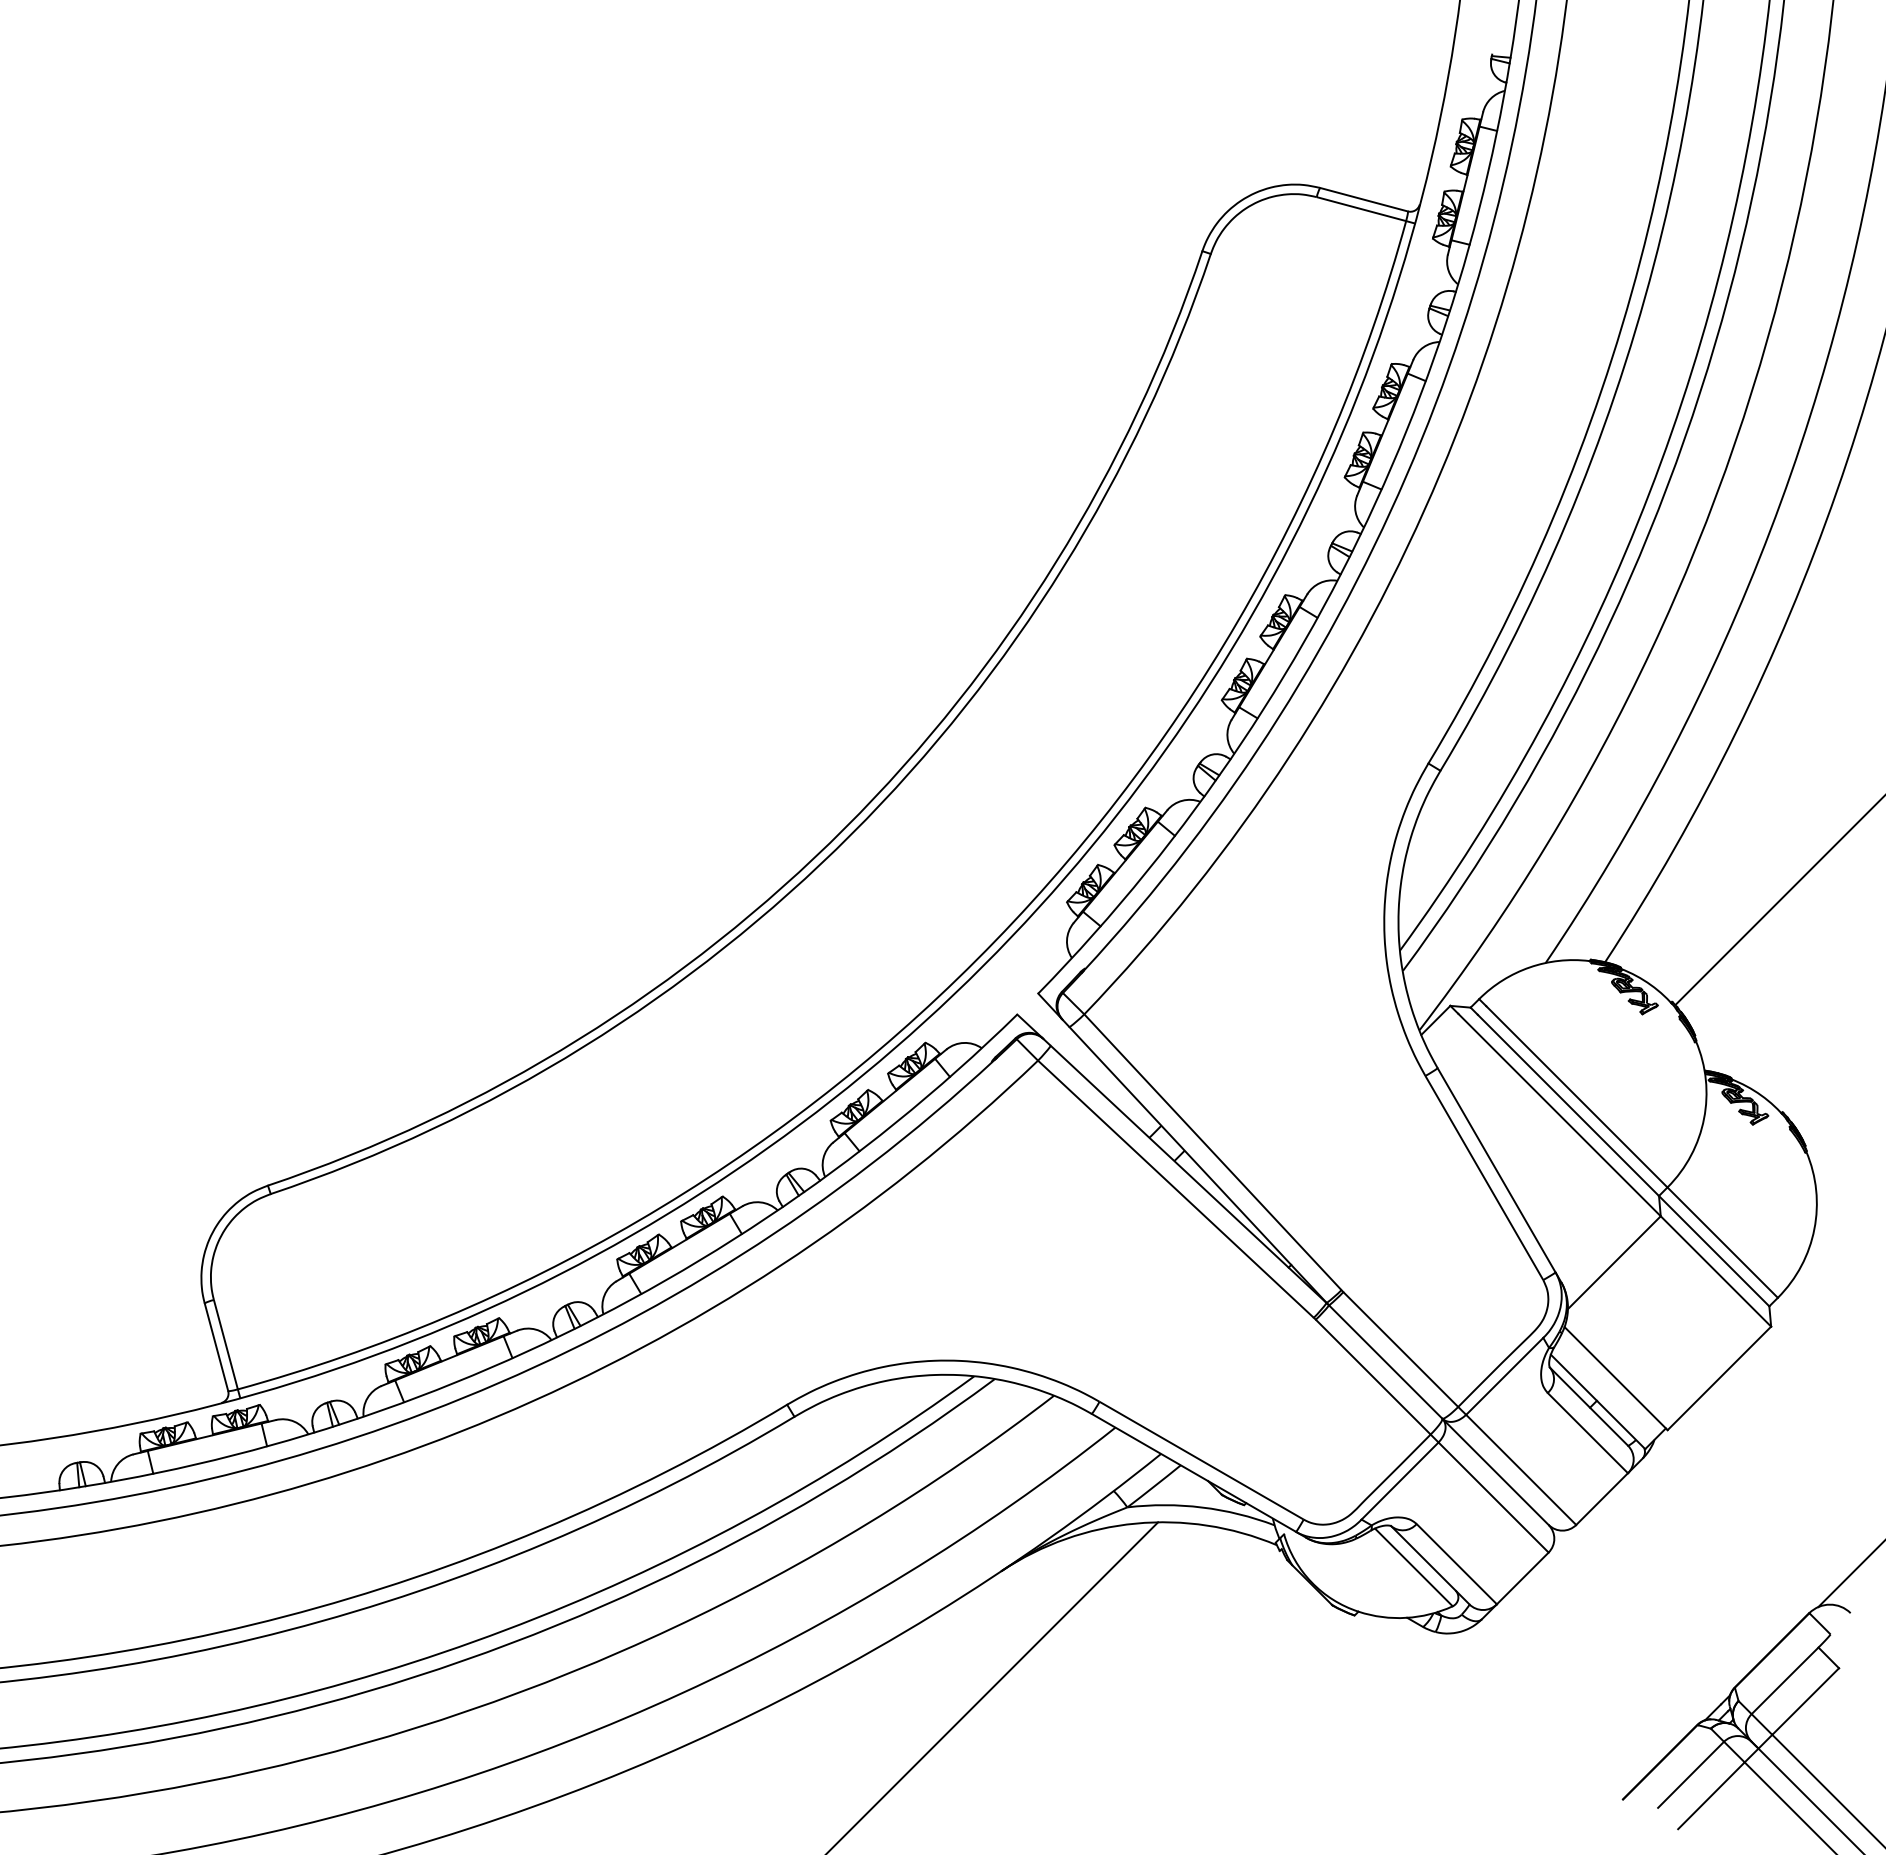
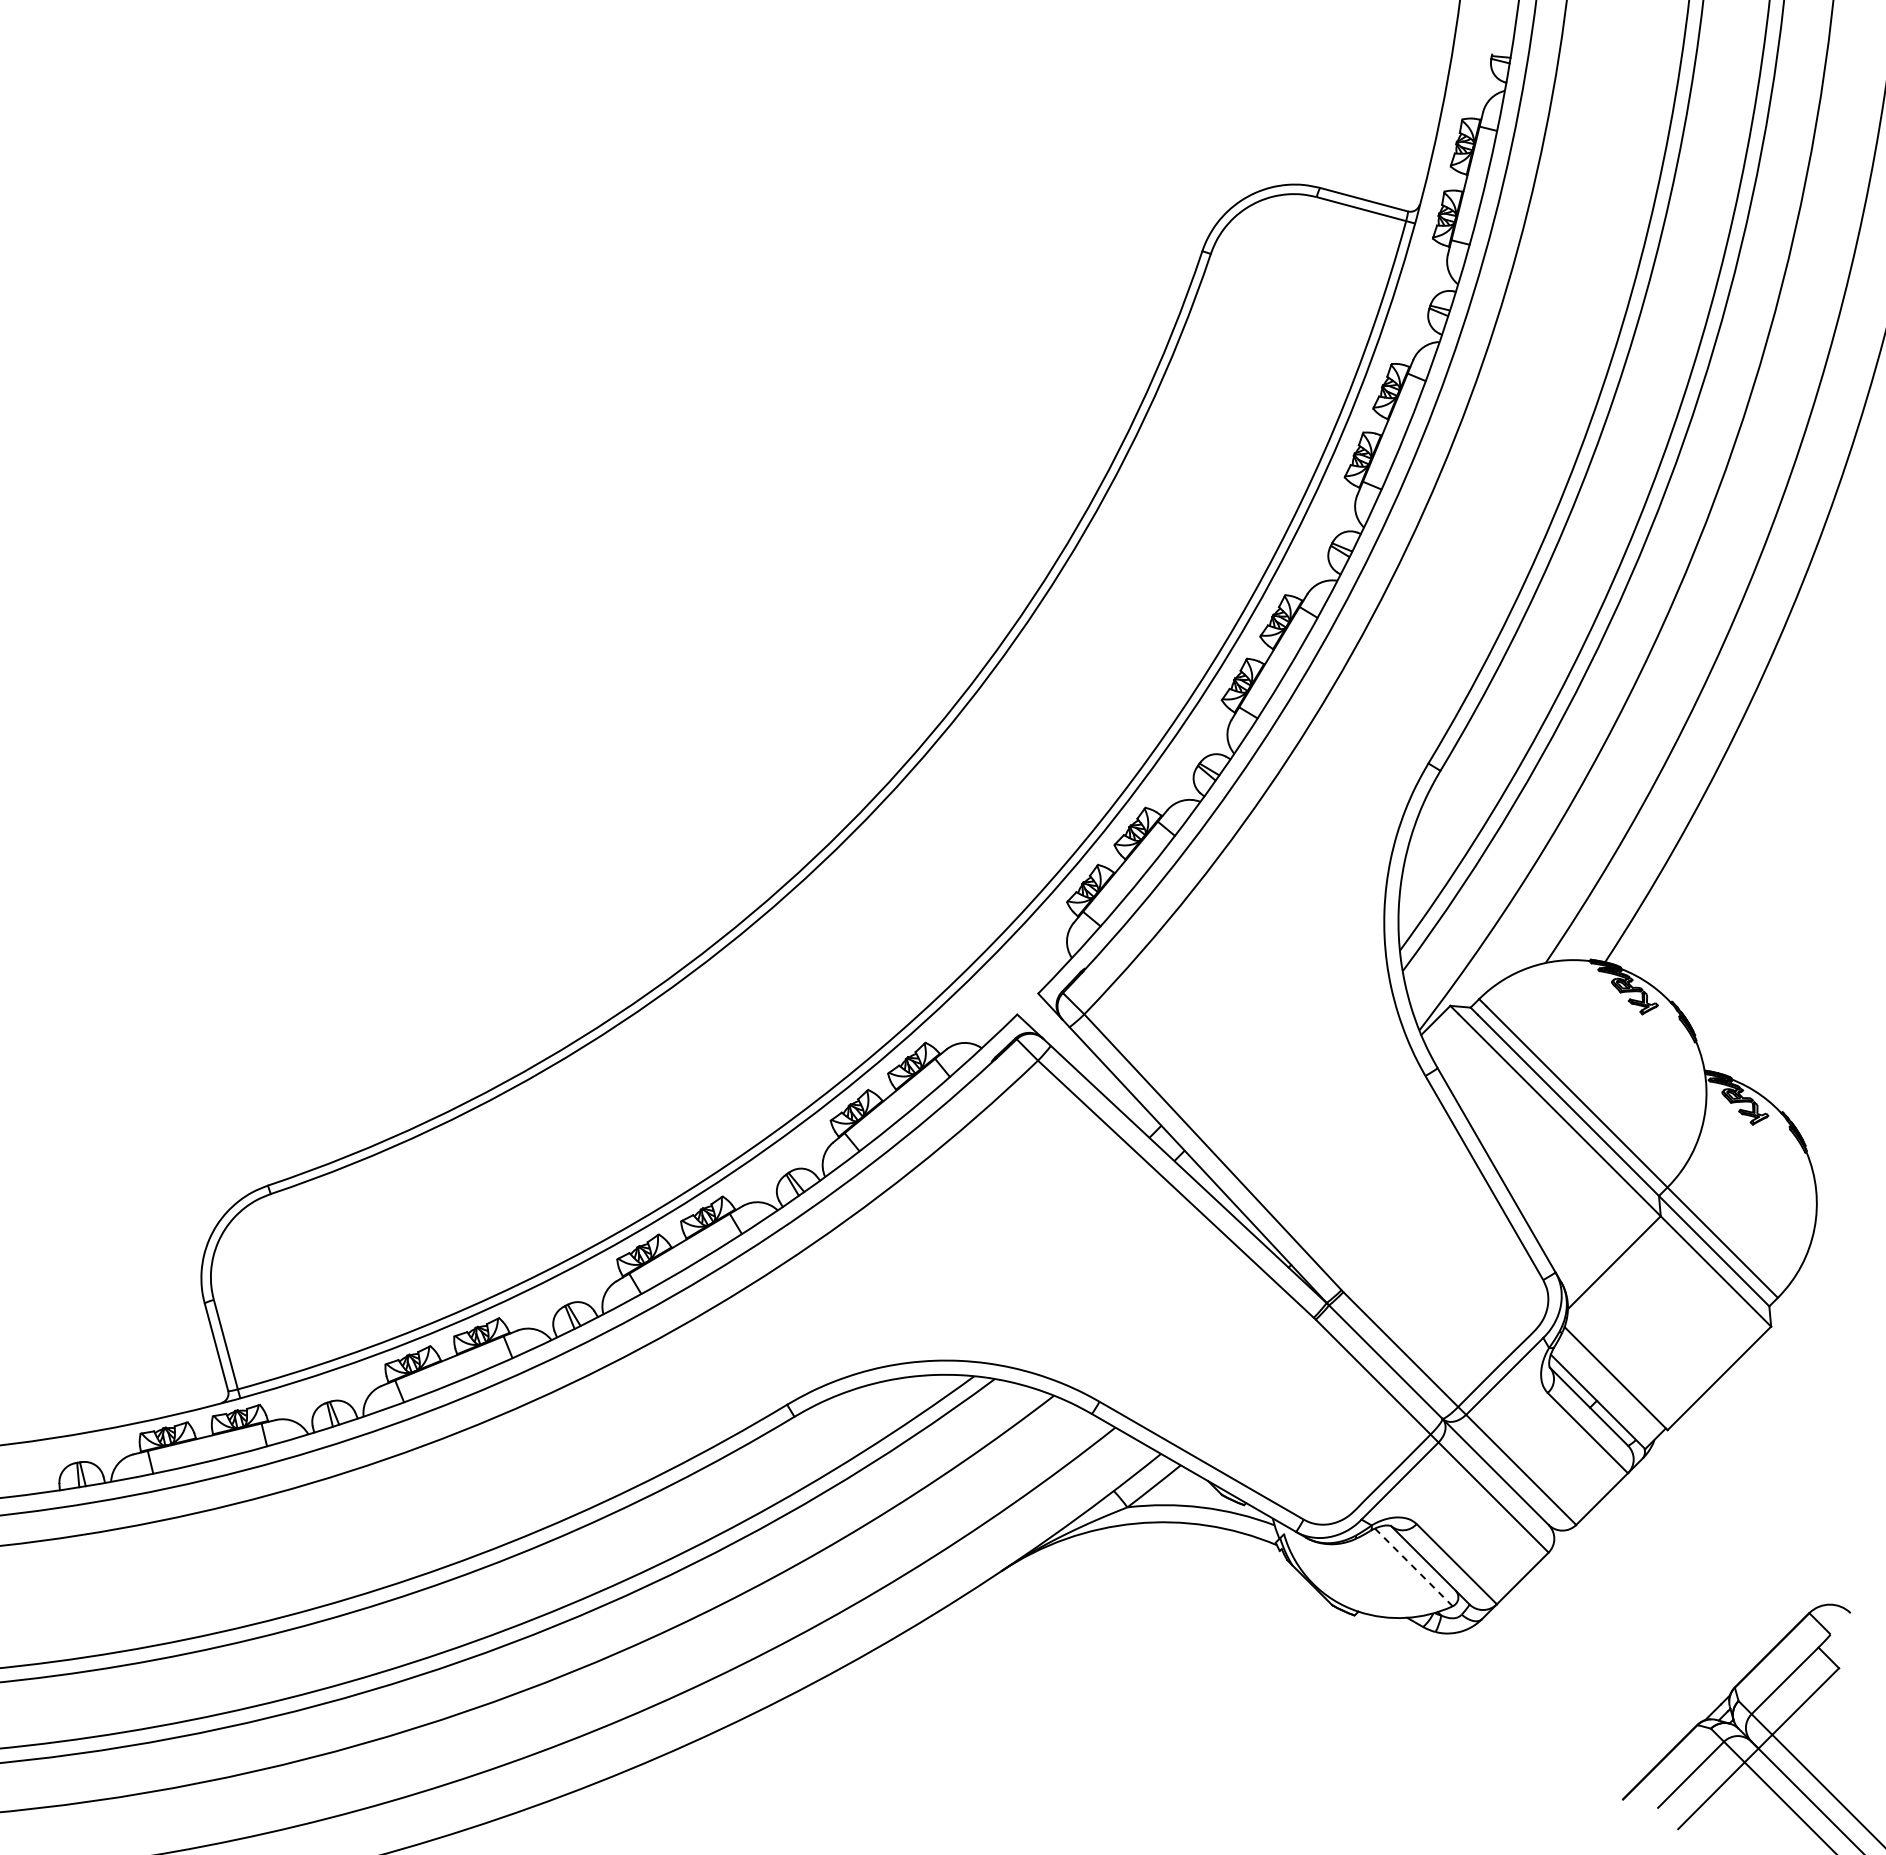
line: present -> none (1778, 901)
line: solid -> dashed (1413, 1567)
line: present -> none (1850, 1574)
line: present -> none (993, 1686)
